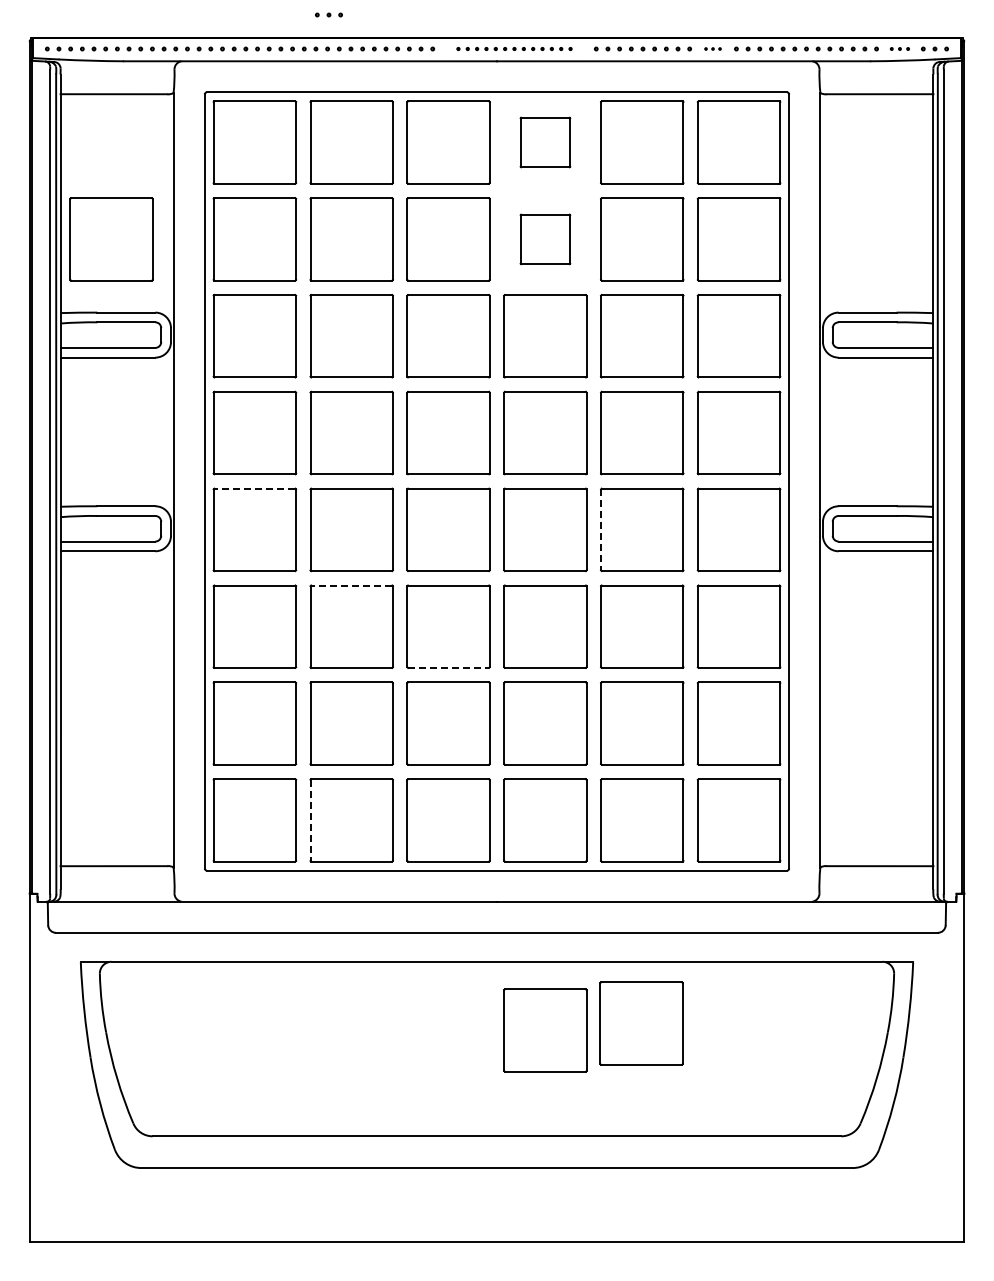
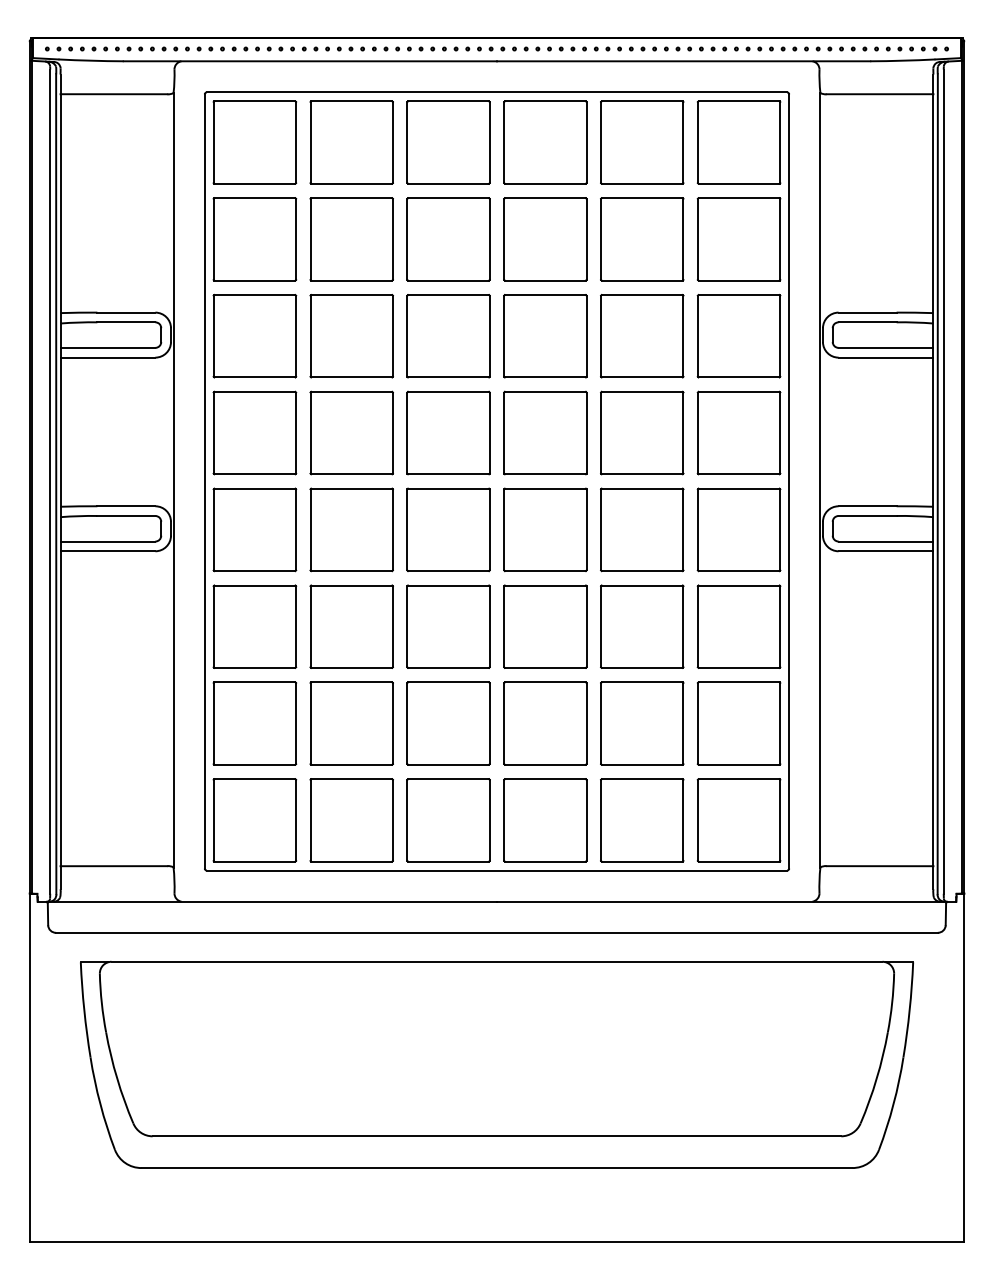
part: present -> none (328, 14)
part size: 18x4 px -> 28x6 px (712, 48)
part size: 21x4 px -> 28x6 px (899, 48)
part size: 117x5 px -> 145x6 px (514, 48)
part size: 53x53 px -> 85x85 px (545, 142)
part: present -> none (111, 239)
part size: 53x53 px -> 85x85 px (545, 239)
line: dashed -> solid (254, 488)
line: dashed -> solid (601, 529)
line: dashed -> solid (351, 585)
line: dashed -> solid (448, 667)
line: dashed -> solid (310, 820)
part: present -> none (641, 1023)
part: present -> none (545, 1030)
